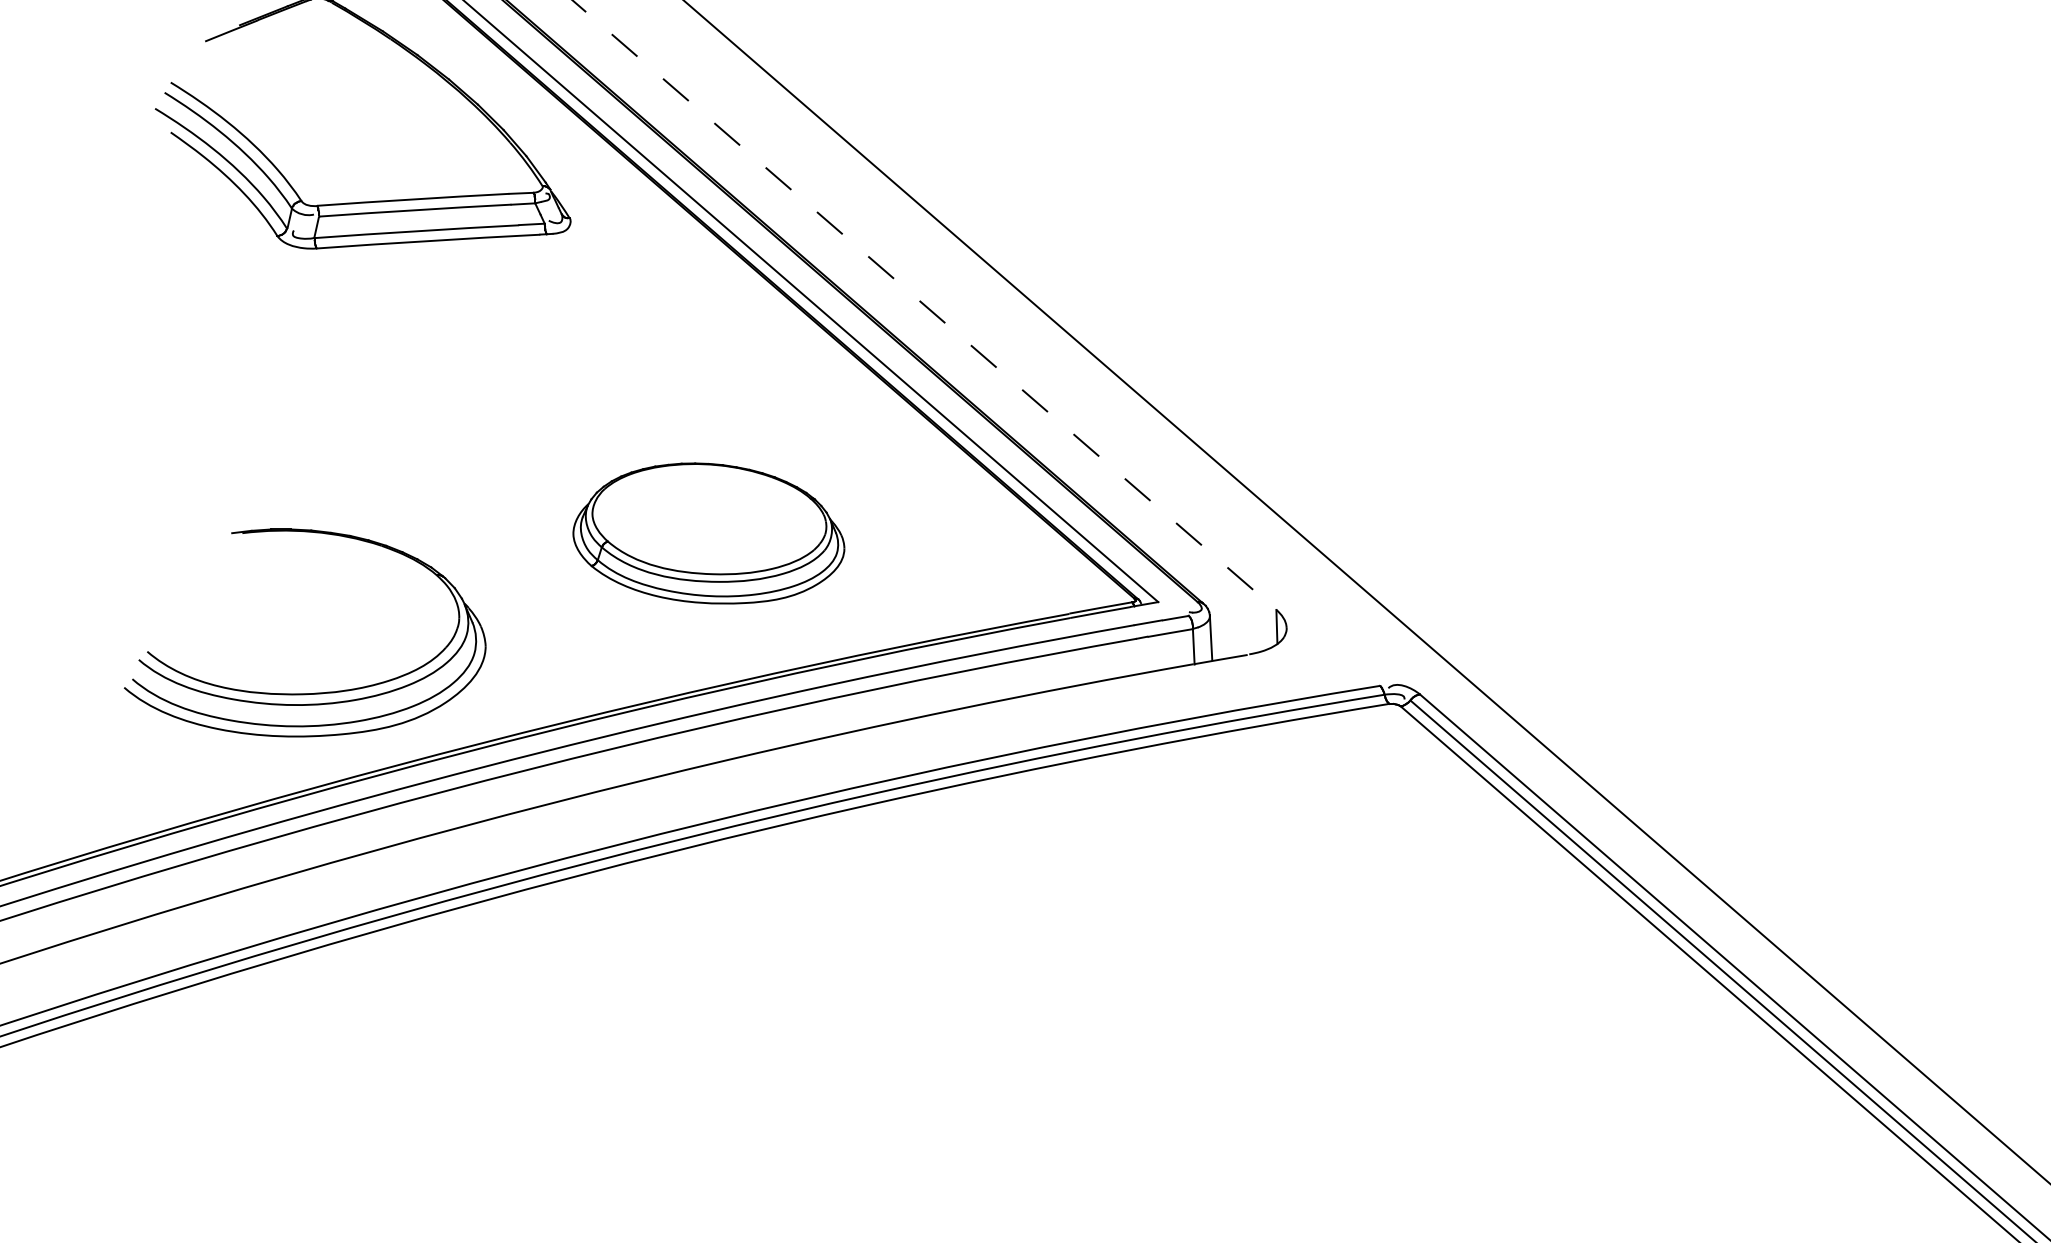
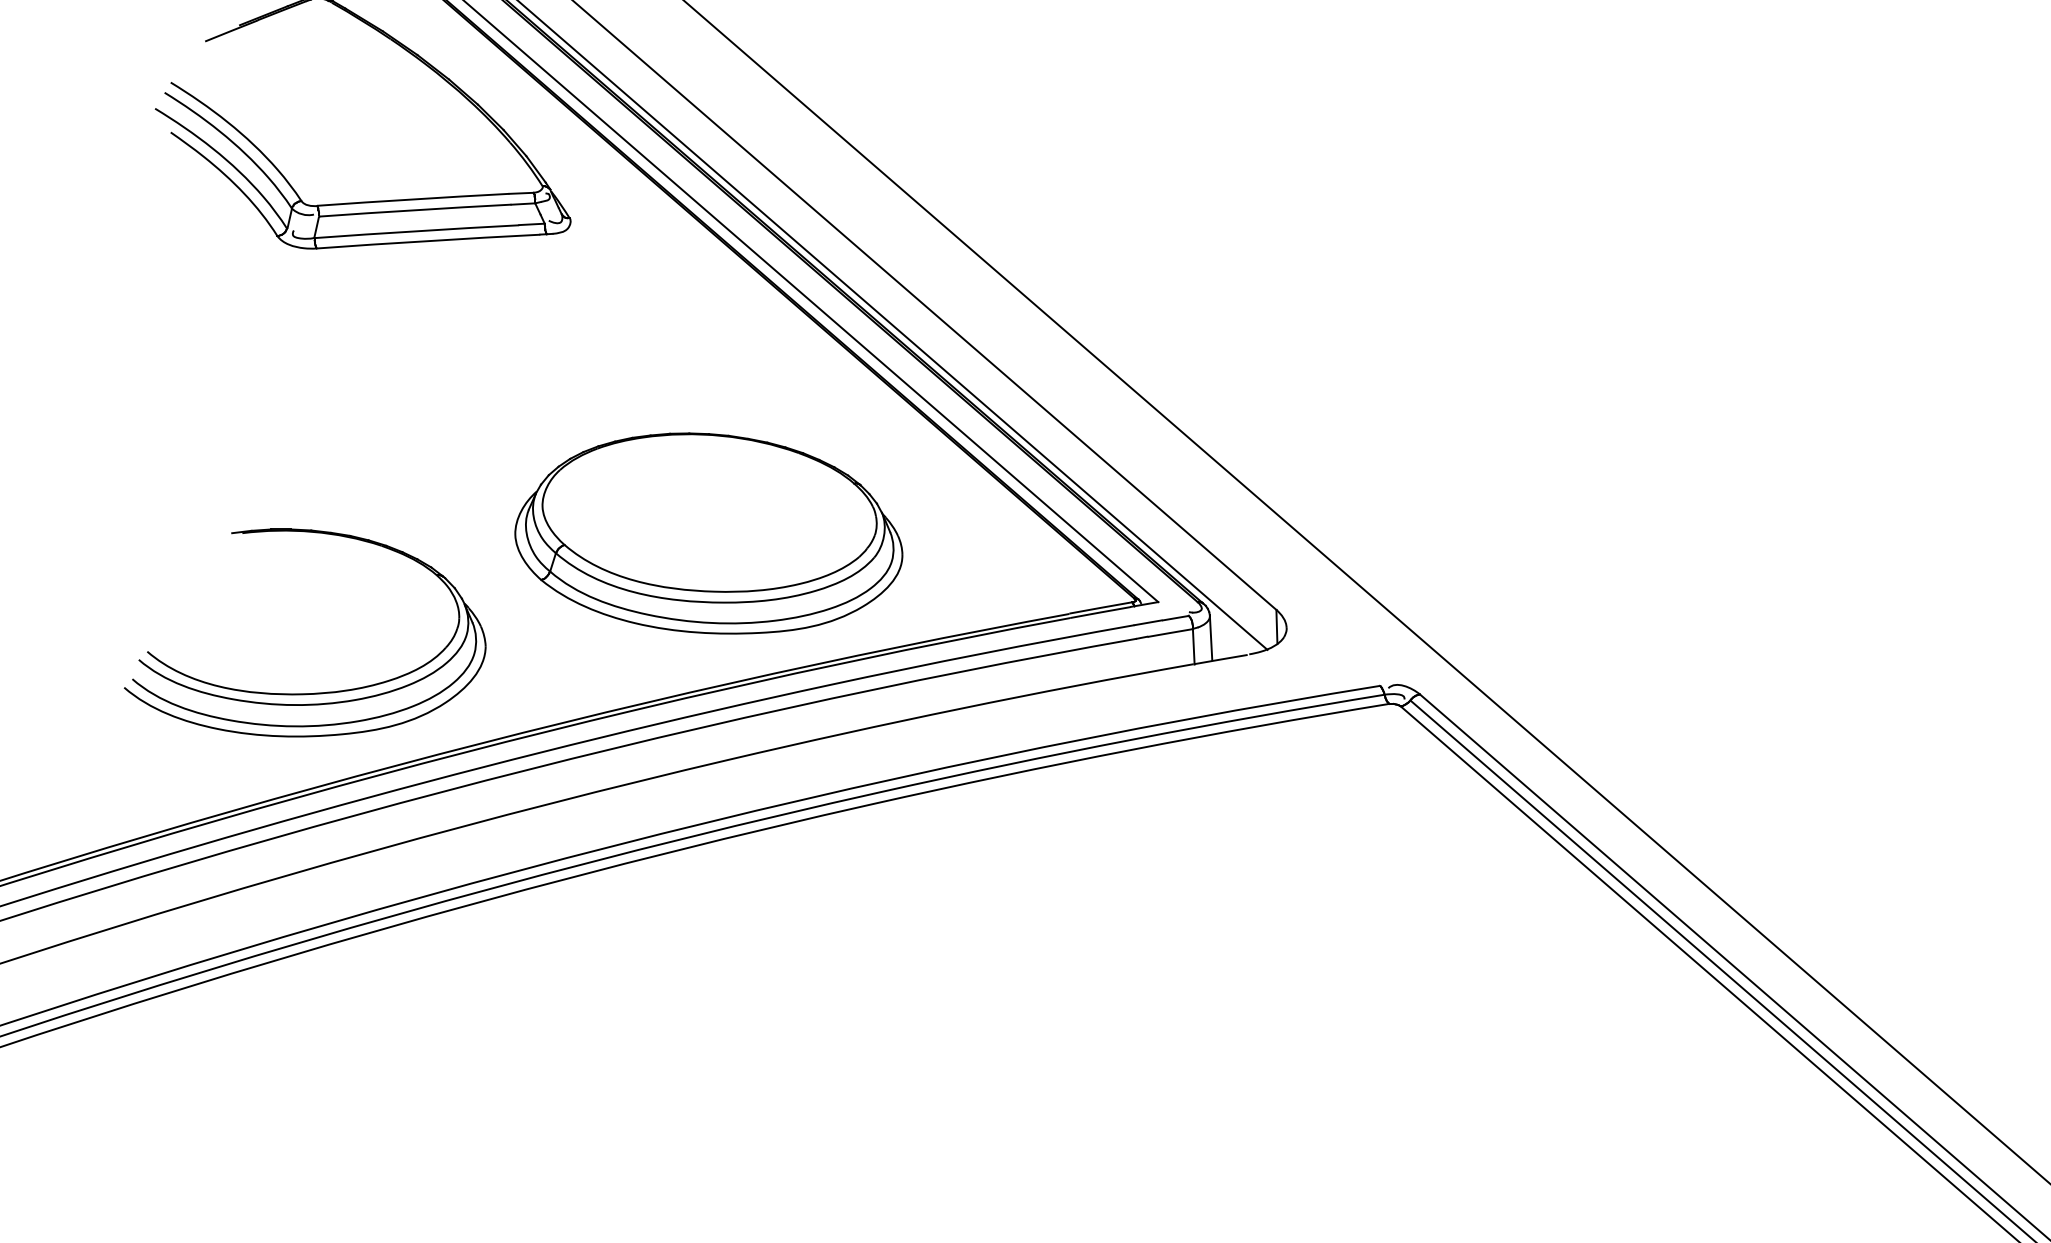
line: dashed -> solid (924, 305)
line: none -> present (893, 325)
part size: 274x143 px -> 390x203 px (708, 533)
